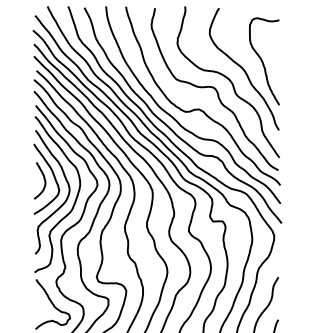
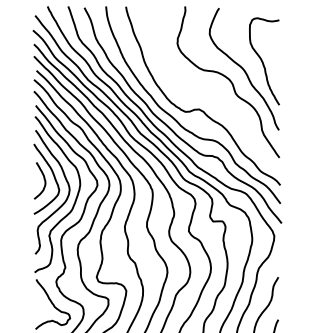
curve: present -> none (214, 89)
